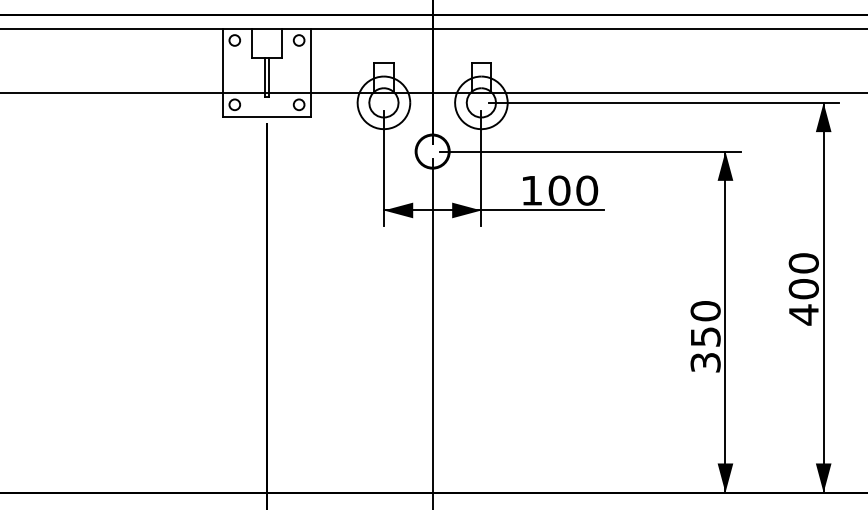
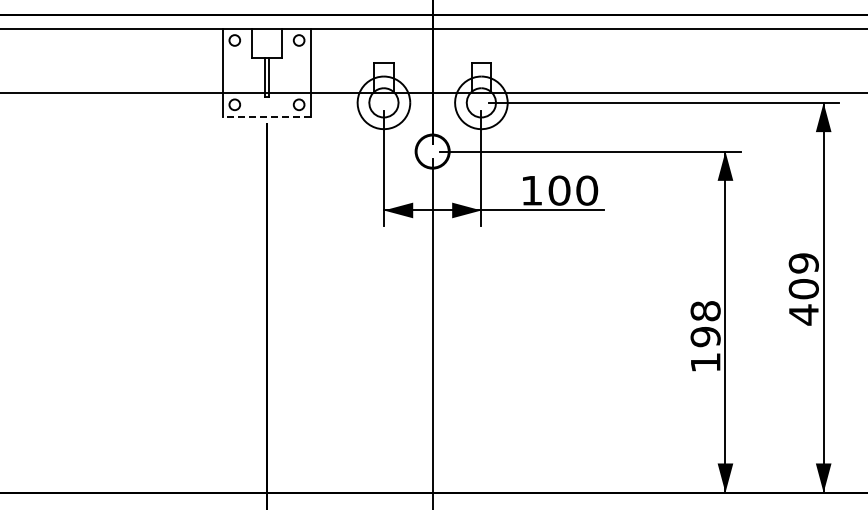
line: solid -> dashed (266, 116)
text: 400 -> 409 (803, 263)
text: 350 -> 198 (705, 336)
